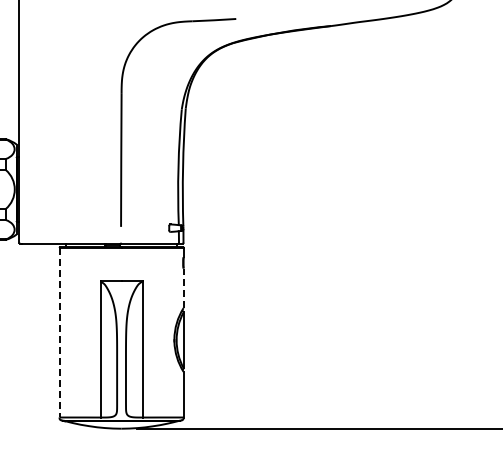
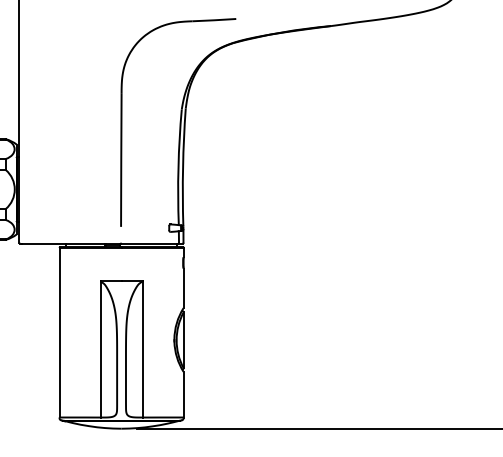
line: dashed -> solid (183, 288)
line: dashed -> solid (59, 332)
